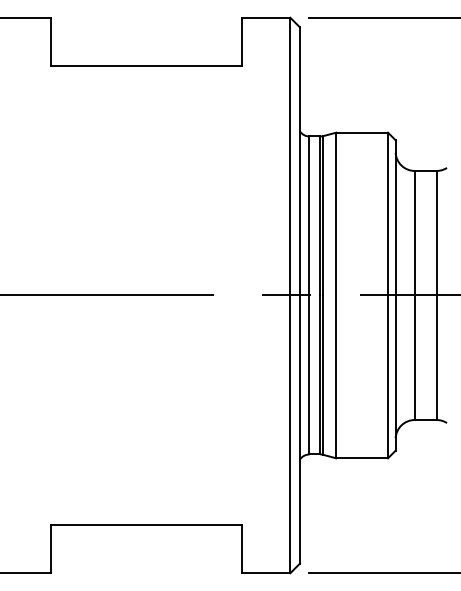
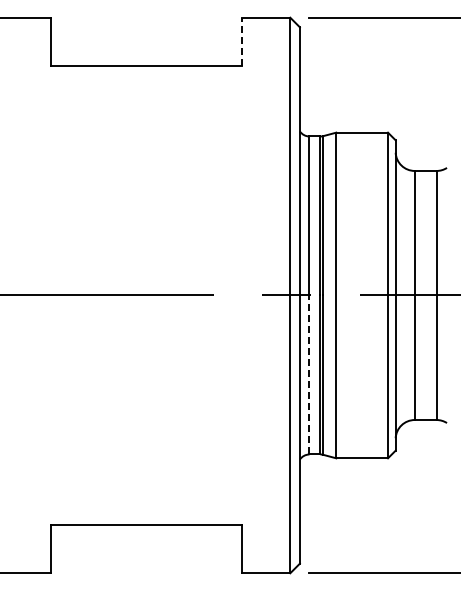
line: solid -> dashed (242, 41)
line: solid -> dashed (309, 374)
